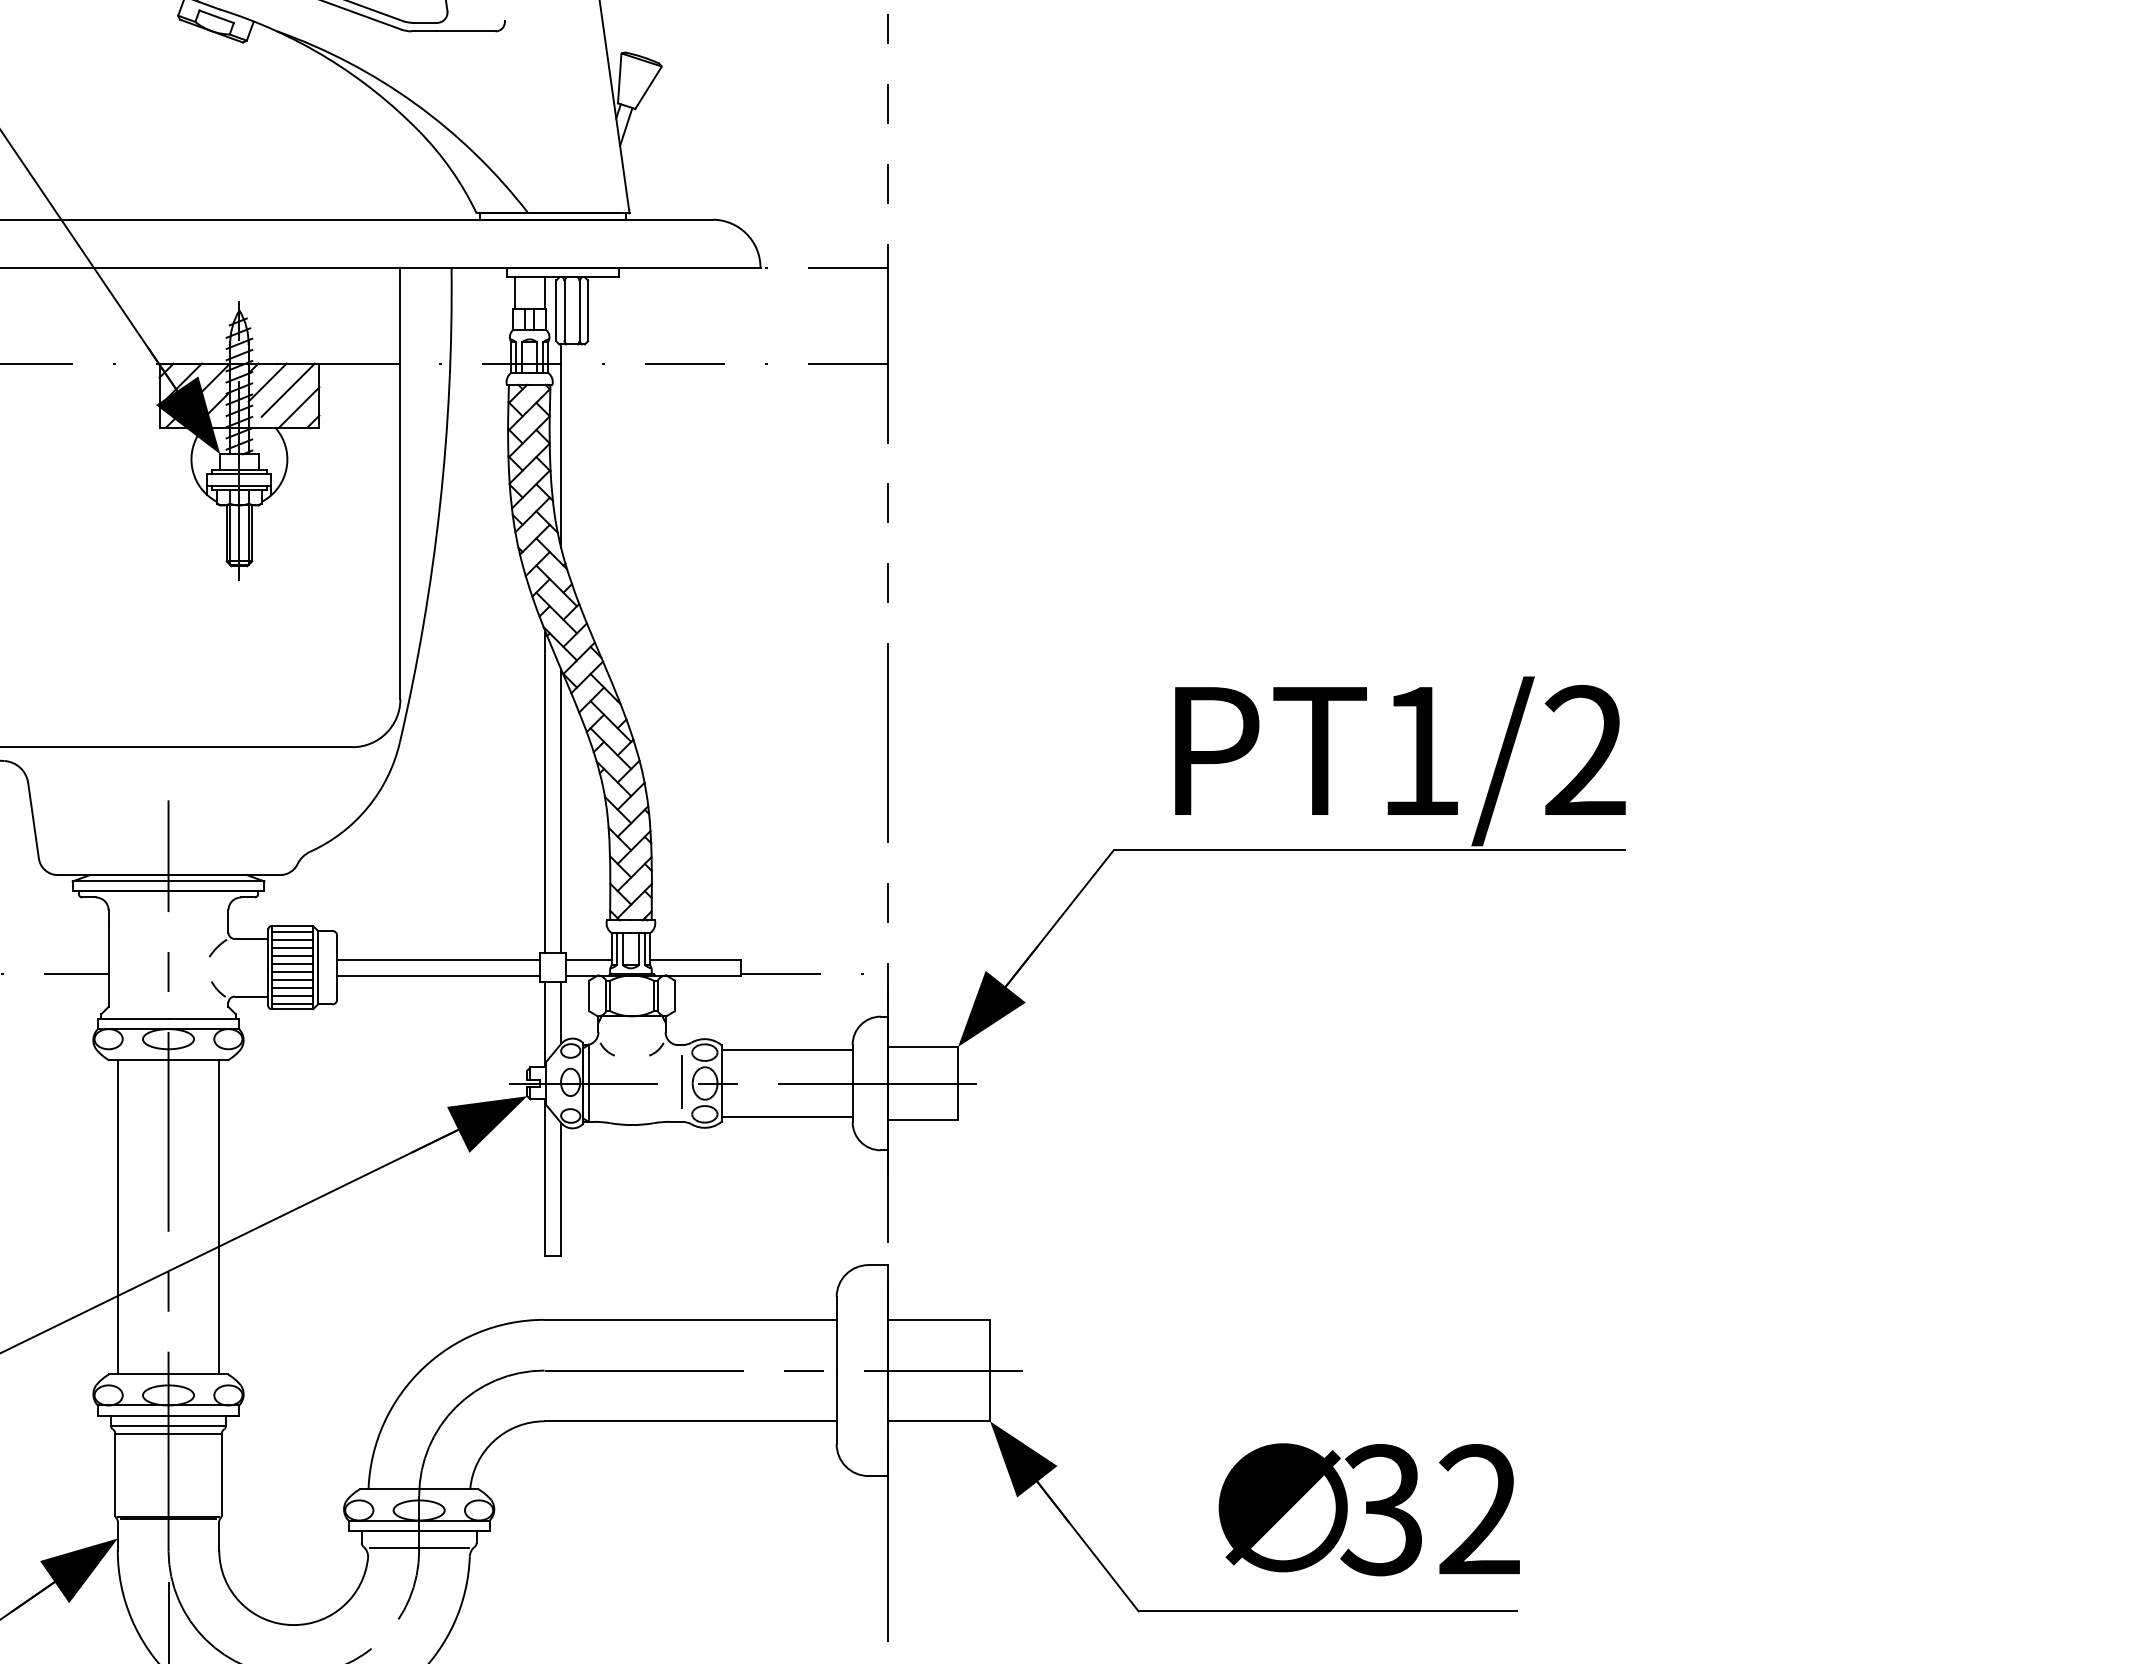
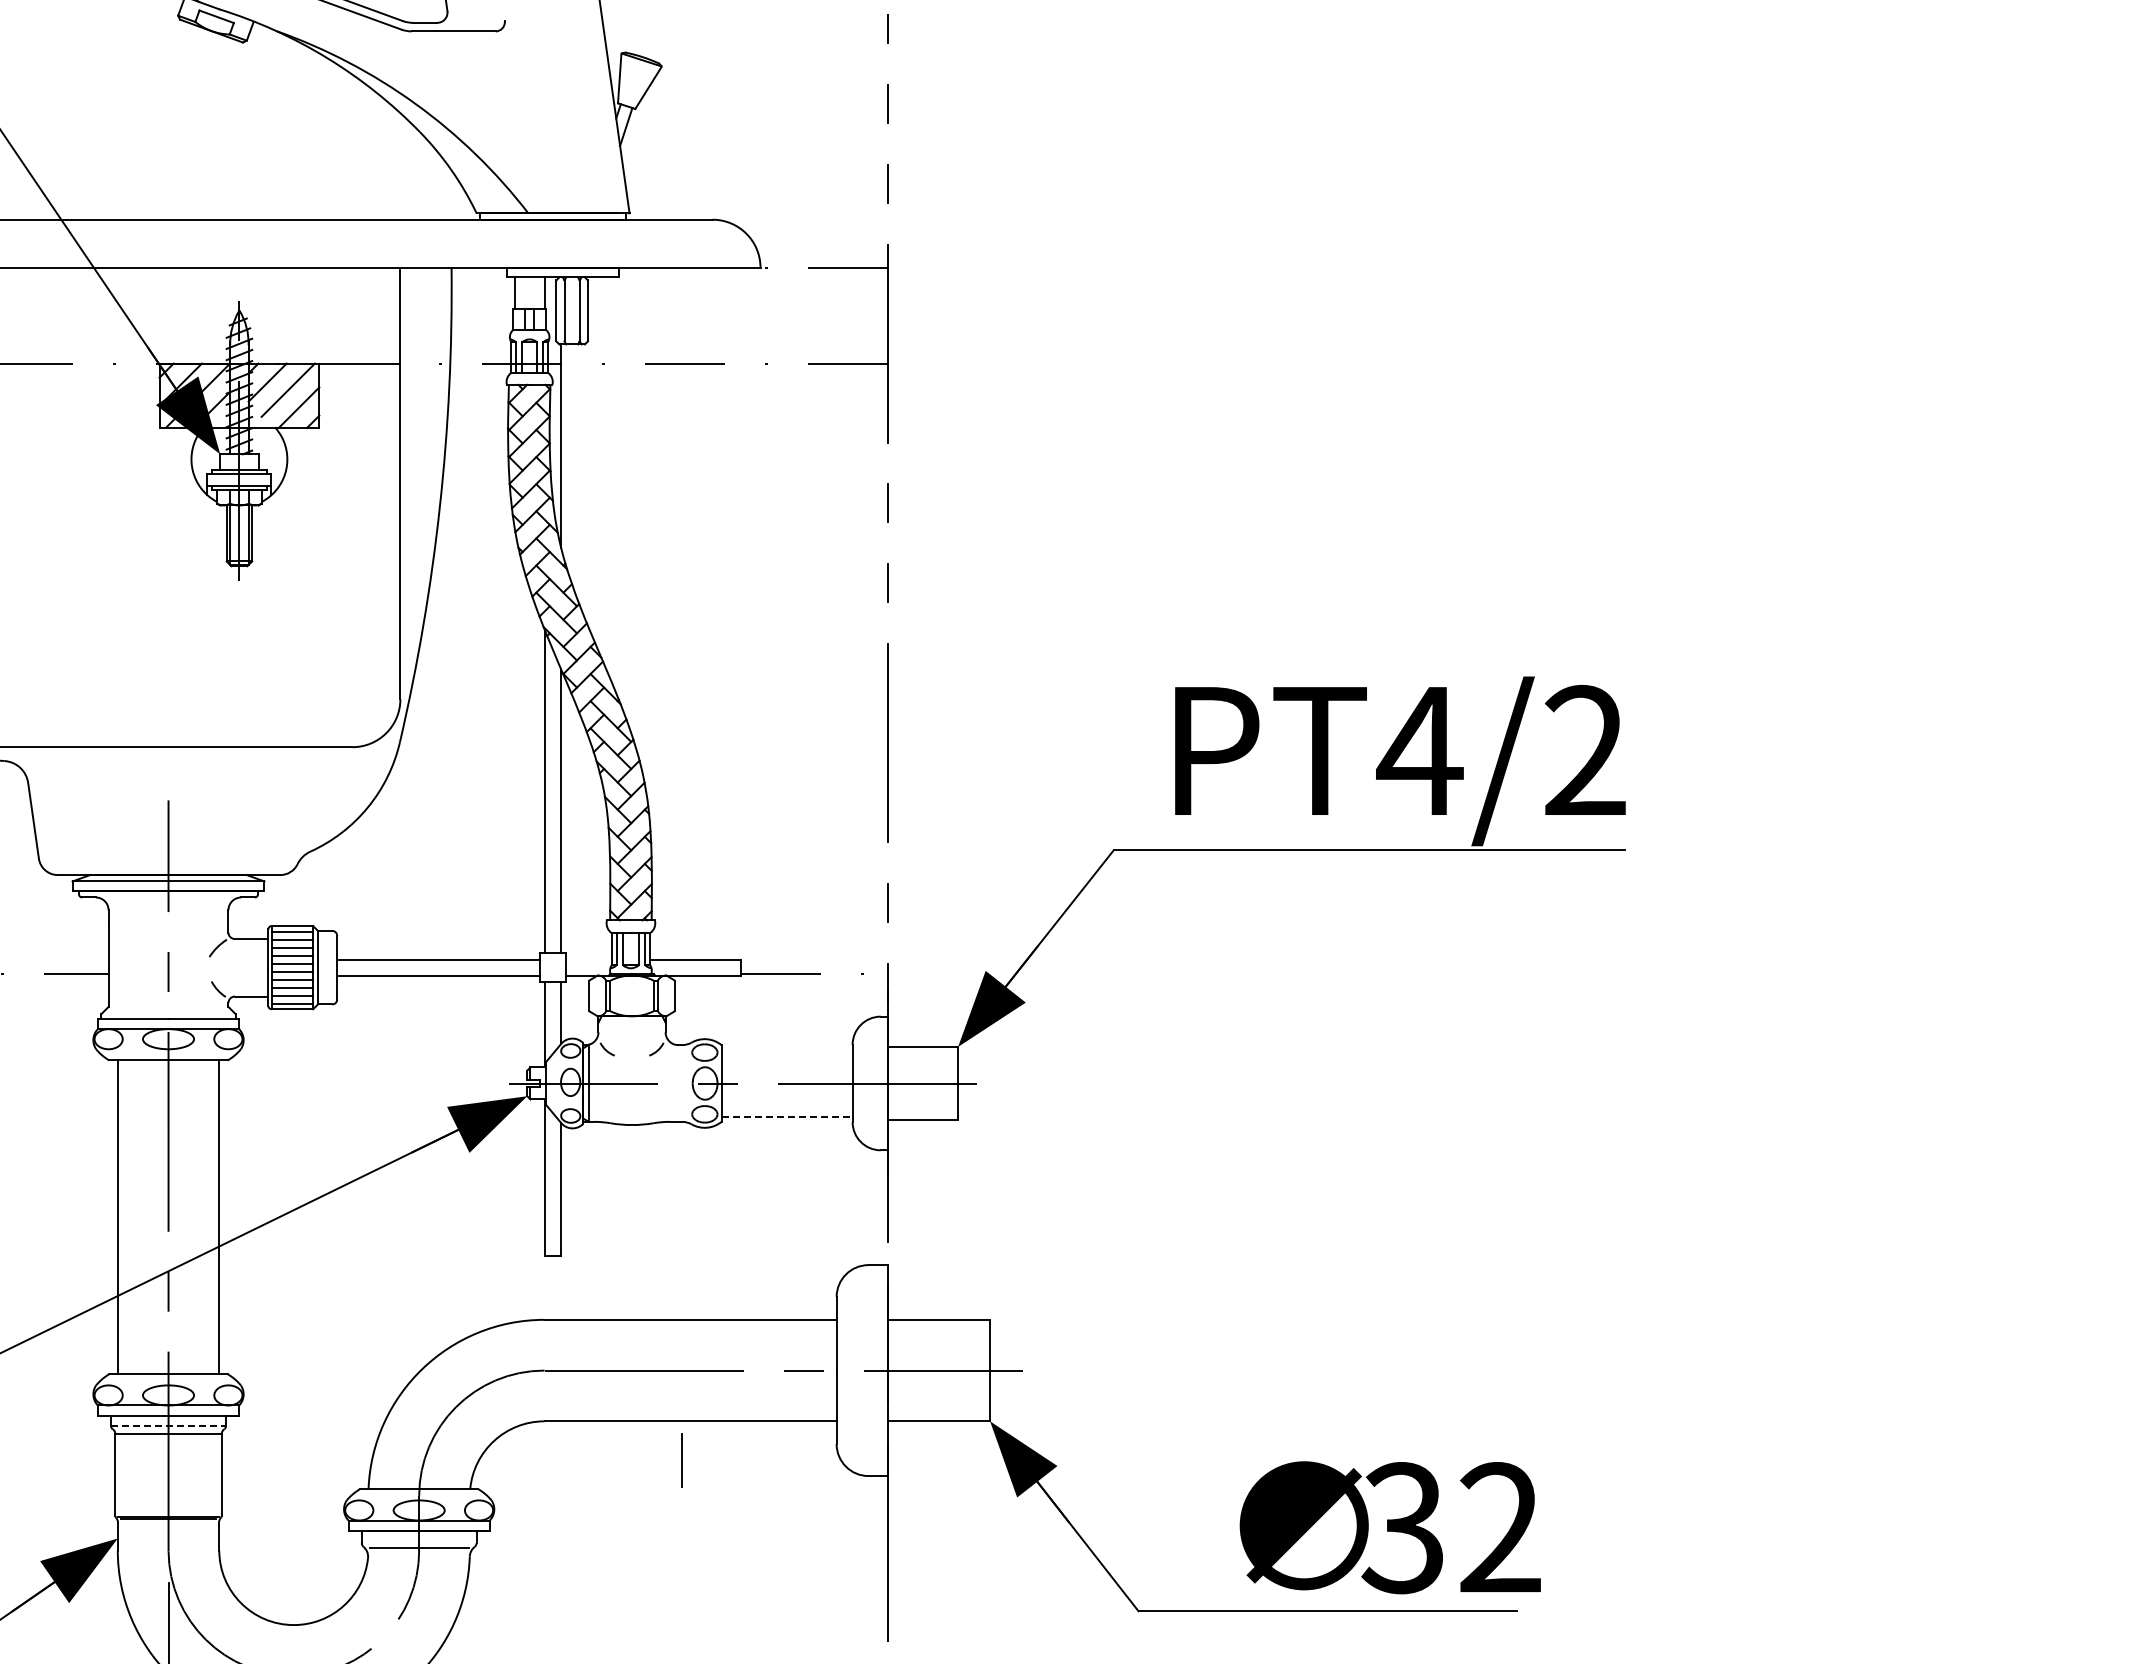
text: PT1/2 -> PT4/2 (1419, 750)
line: present -> none (589, 959)
line: present -> none (786, 1049)
line position: (681, 1081) -> (681, 1459) (681, 1459)
line: solid -> dashed (787, 1117)
line: solid -> dashed (169, 1426)
text position: (1368, 1509) -> (1389, 1527) (1389, 1527)
